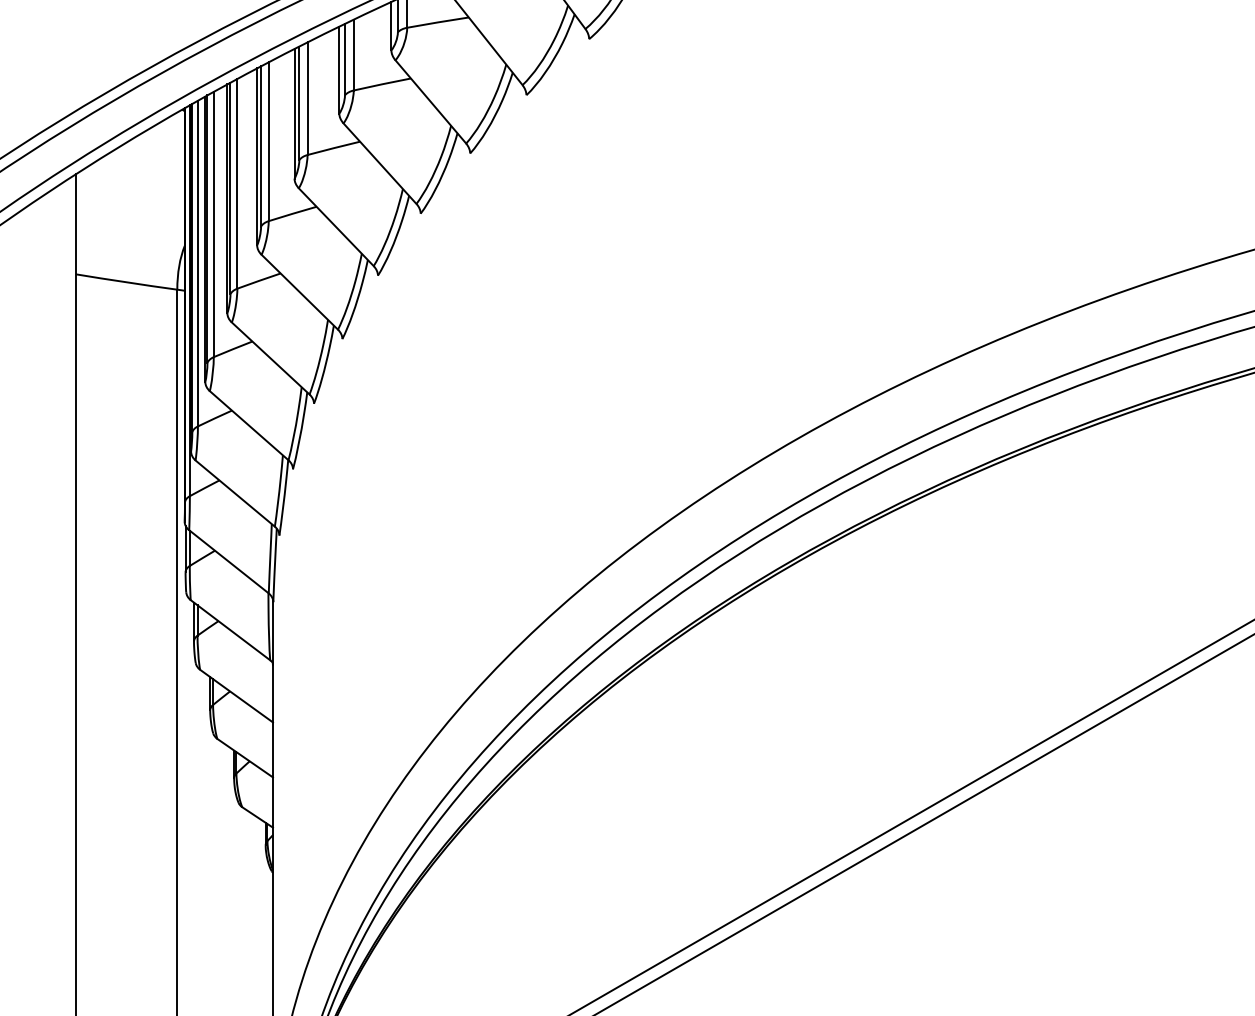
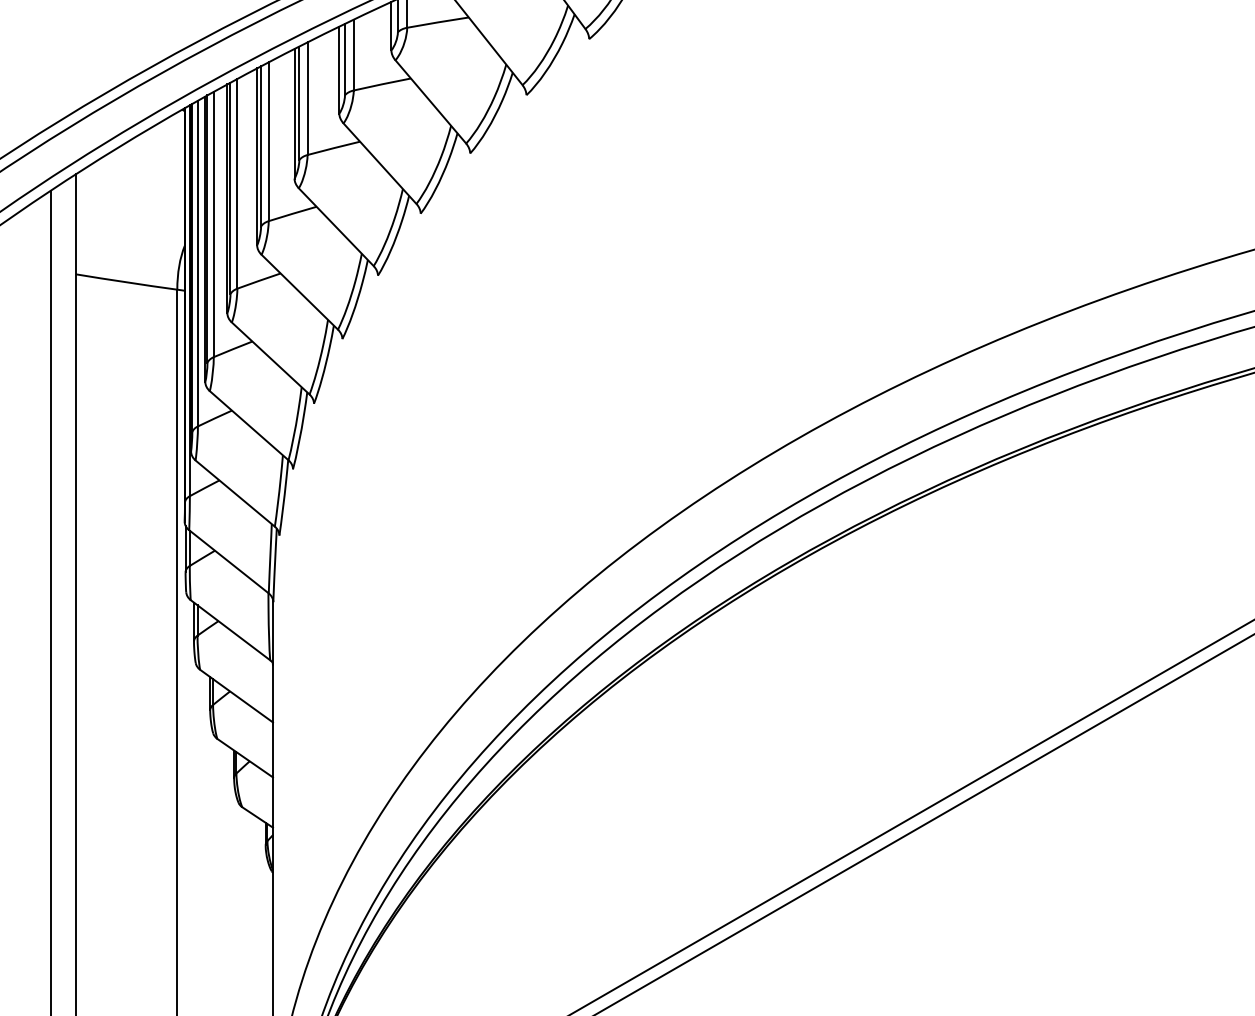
line: none -> present (51, 601)
